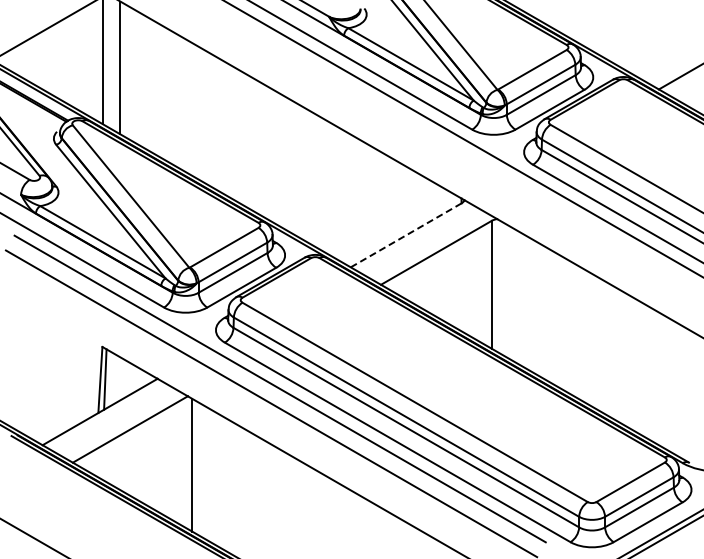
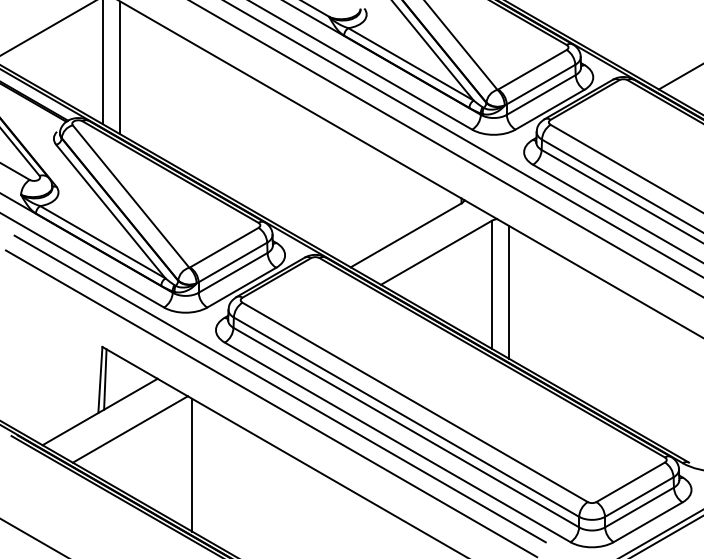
line: none -> present (445, 148)
line: dashed -> solid (406, 235)
line: none -> present (508, 291)
